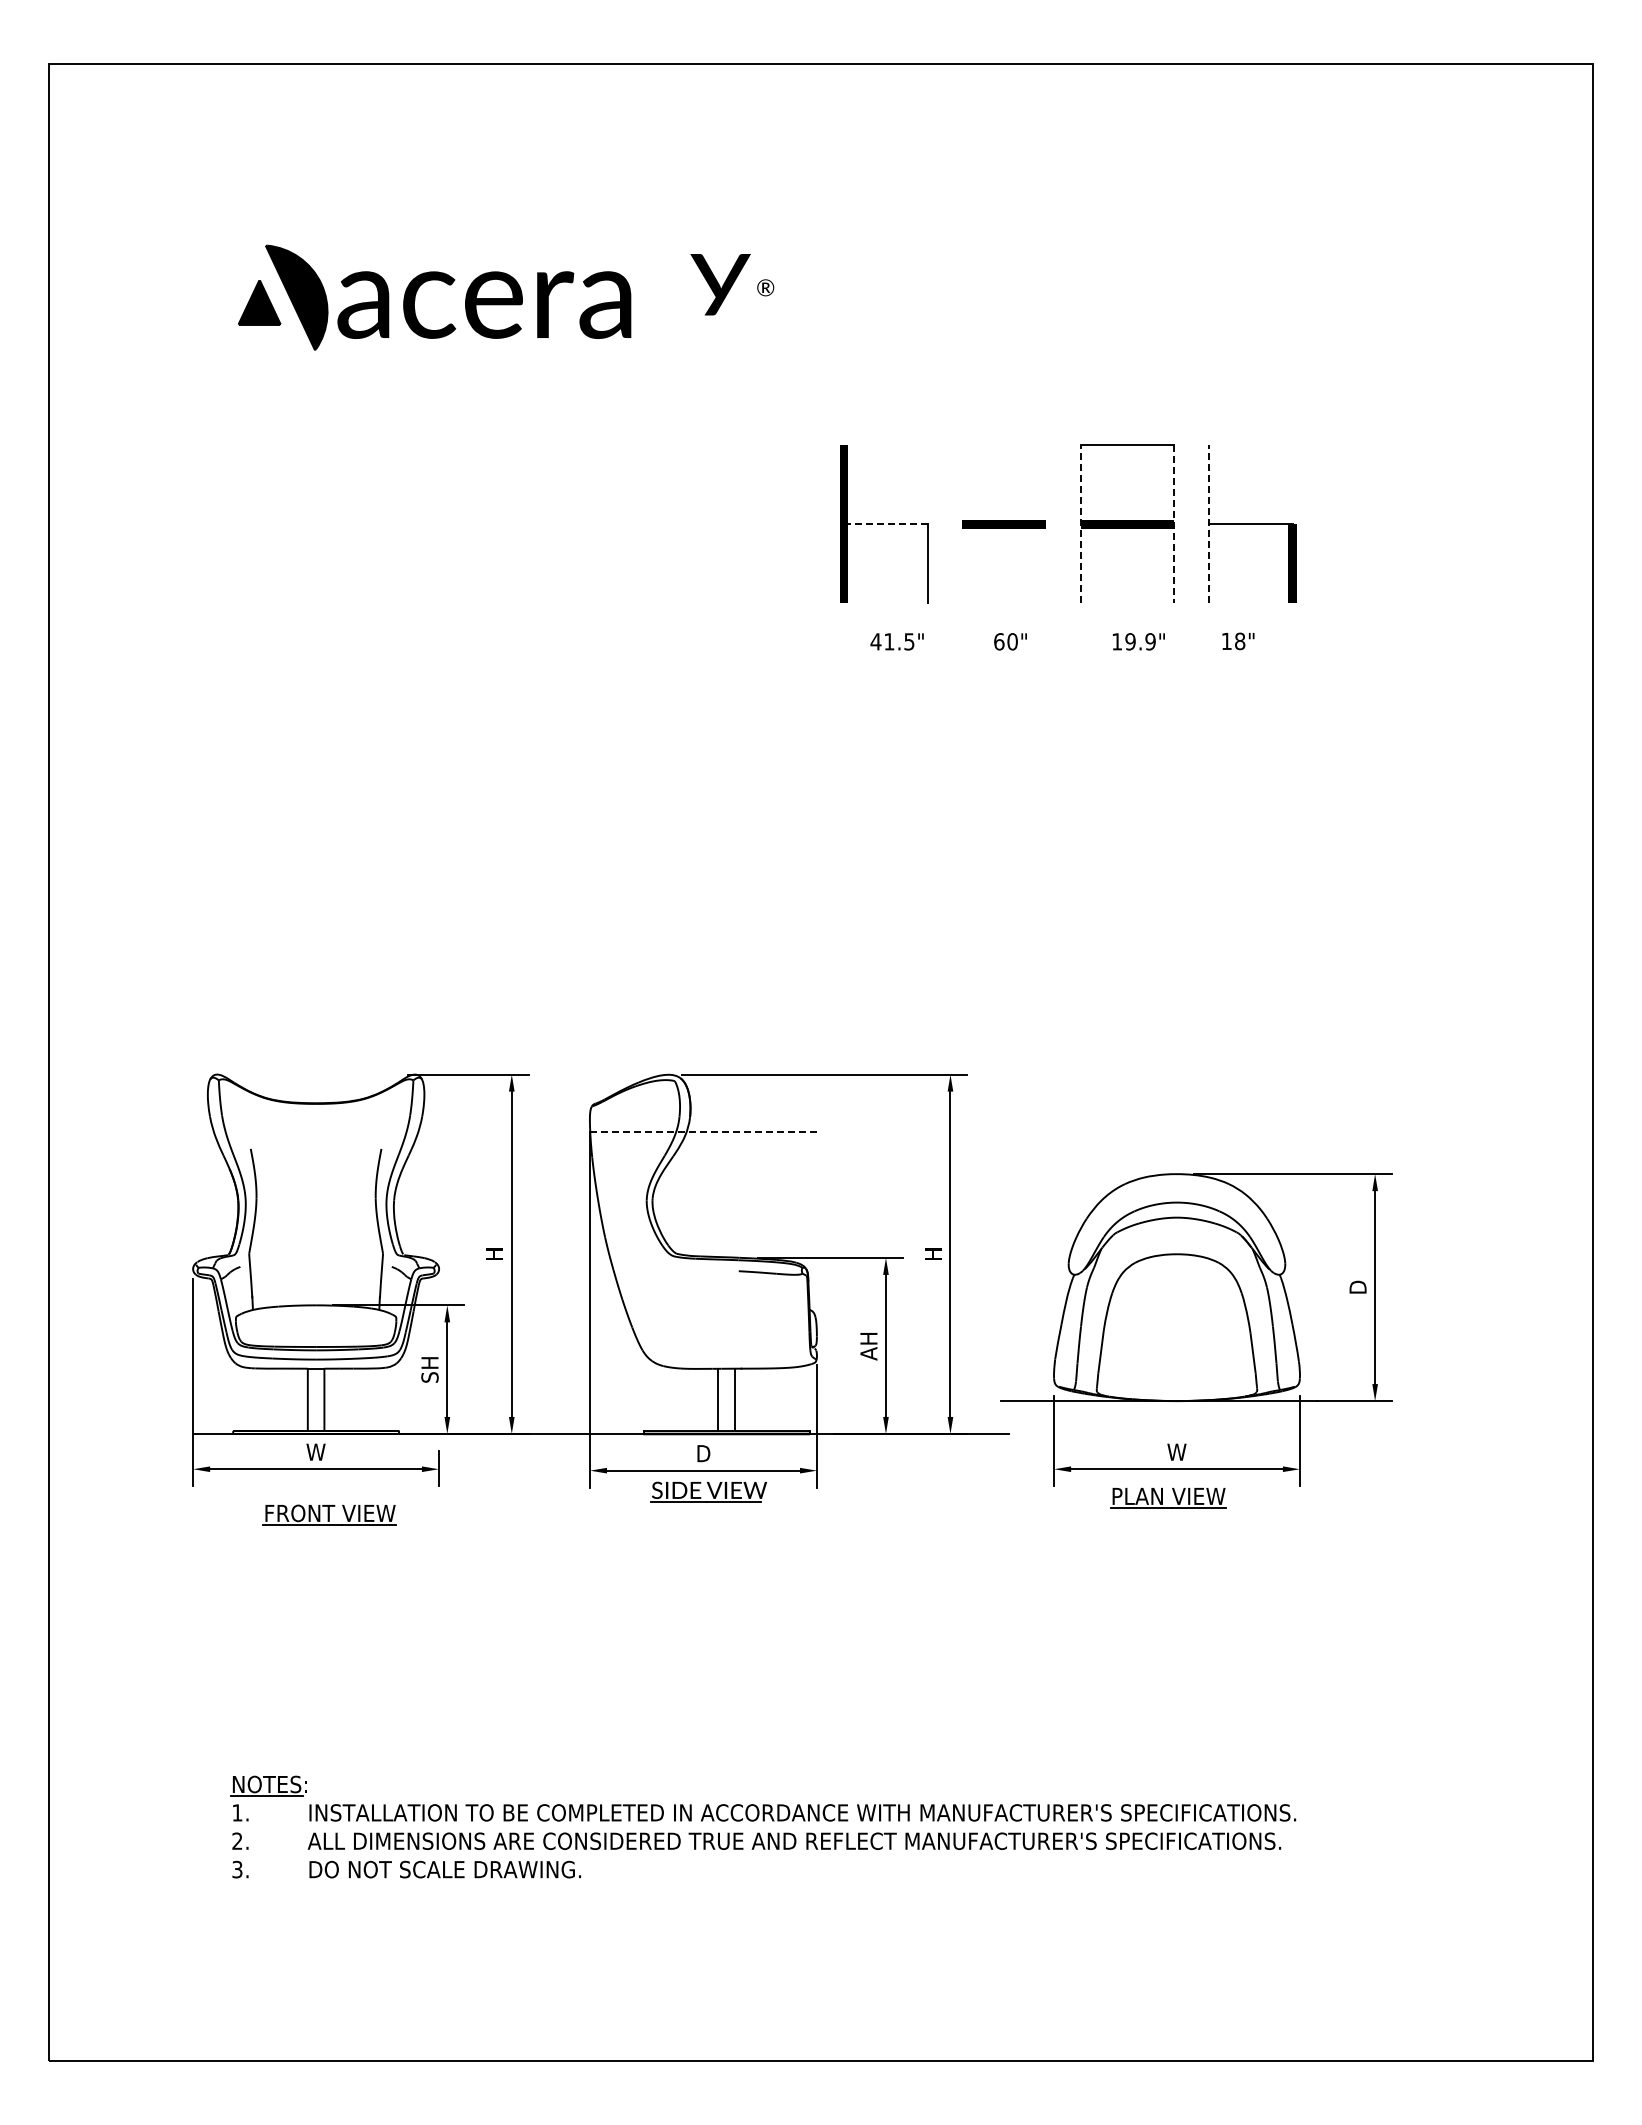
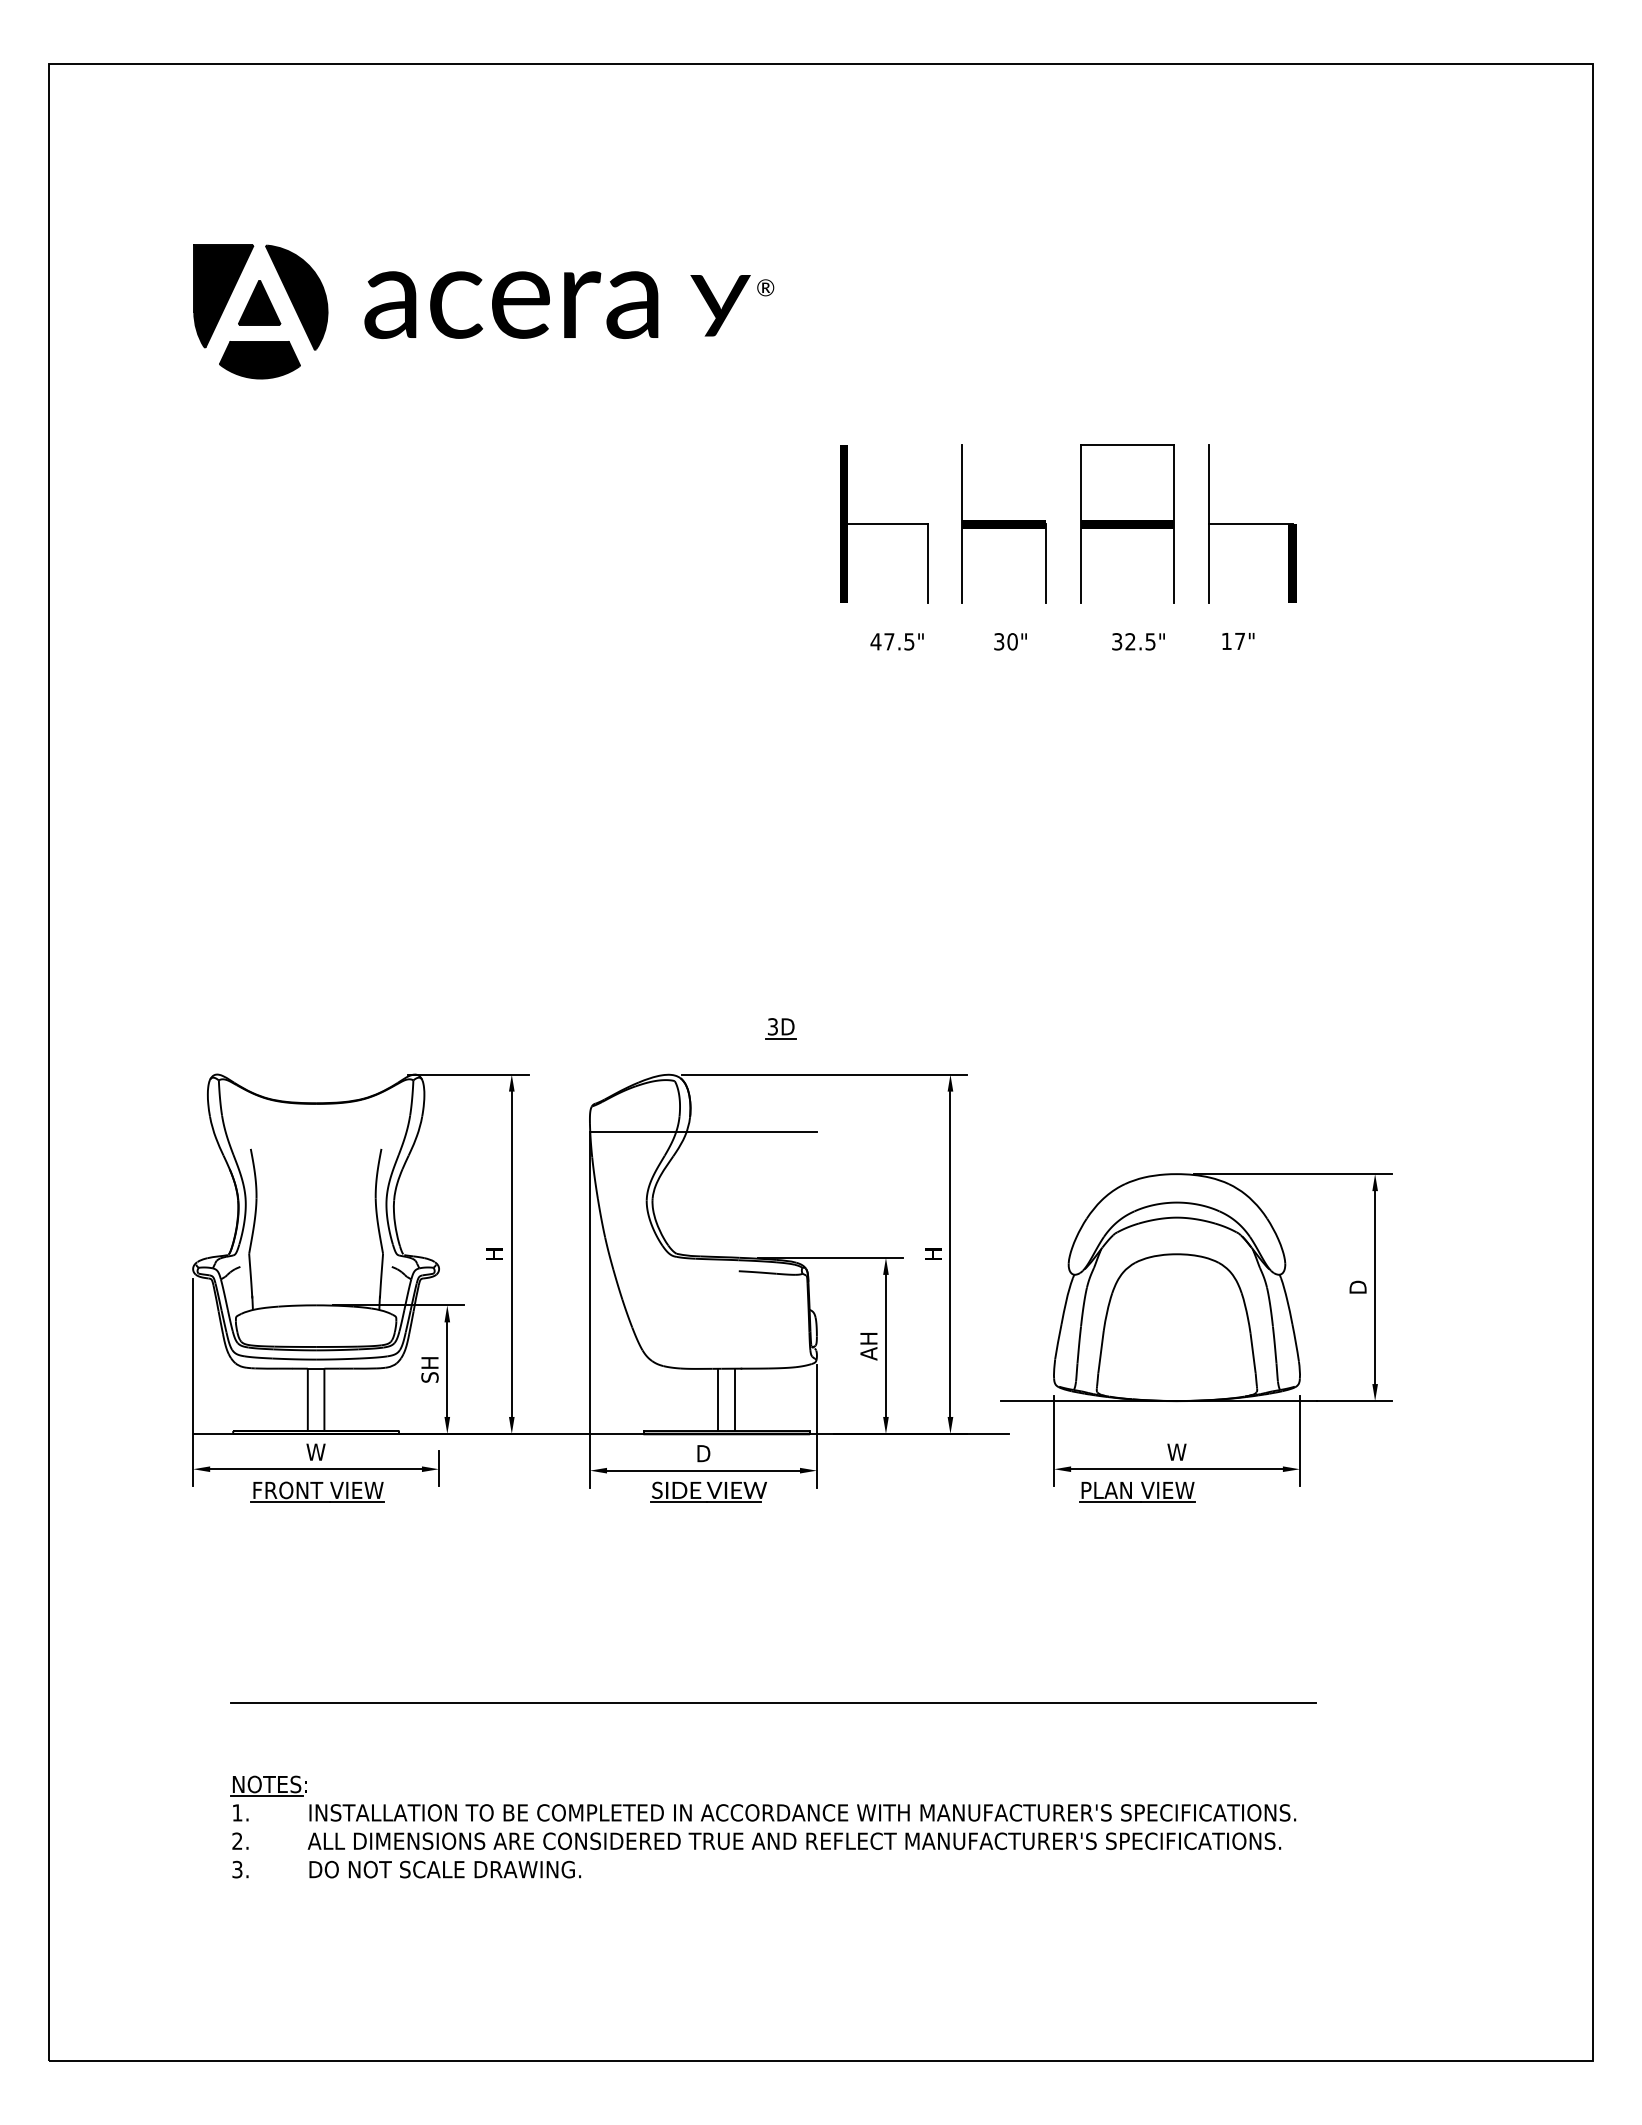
text position: (720, 284) -> (720, 305) (720, 305)
part: none -> present (228, 301)
text position: (484, 304) -> (511, 304) (511, 304)
line: dashed -> solid (1081, 523)
line: dashed -> solid (1208, 523)
line: dashed -> solid (885, 524)
line: none -> present (962, 524)
line: dashed -> solid (1173, 524)
line: none -> present (1046, 563)
text: 41.5" -> 47.5" (889, 641)
text: 60" -> 30" (999, 641)
text: 19.9" -> 32.5" (1133, 641)
text: 18" -> 17" (1240, 641)
part: none -> present (780, 1028)
line: dashed -> solid (704, 1132)
part position: (1168, 1498) -> (1137, 1492) (1137, 1492)
part position: (329, 1514) -> (317, 1491) (317, 1491)
line: none -> present (772, 1703)
